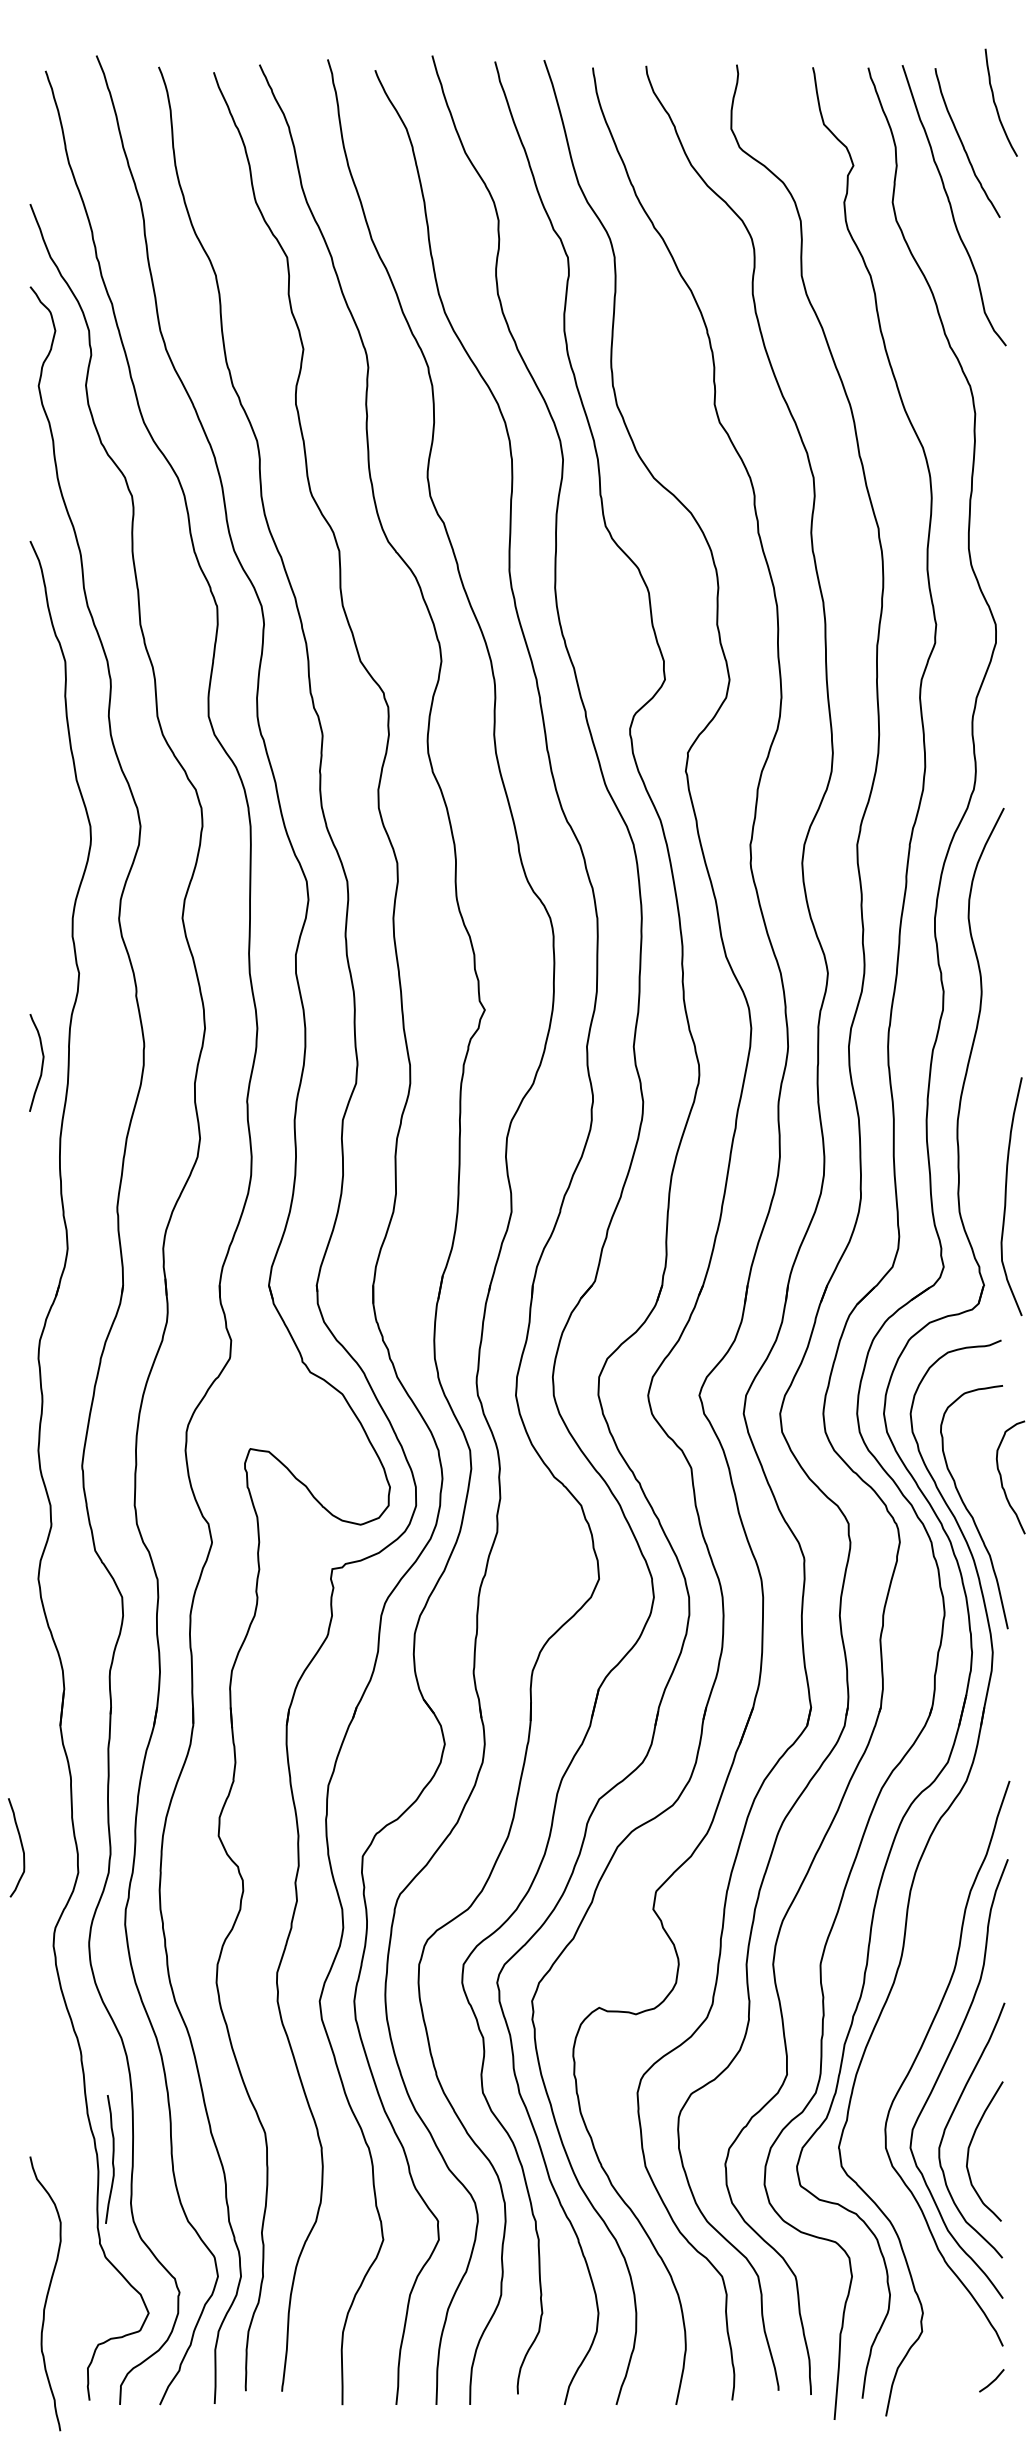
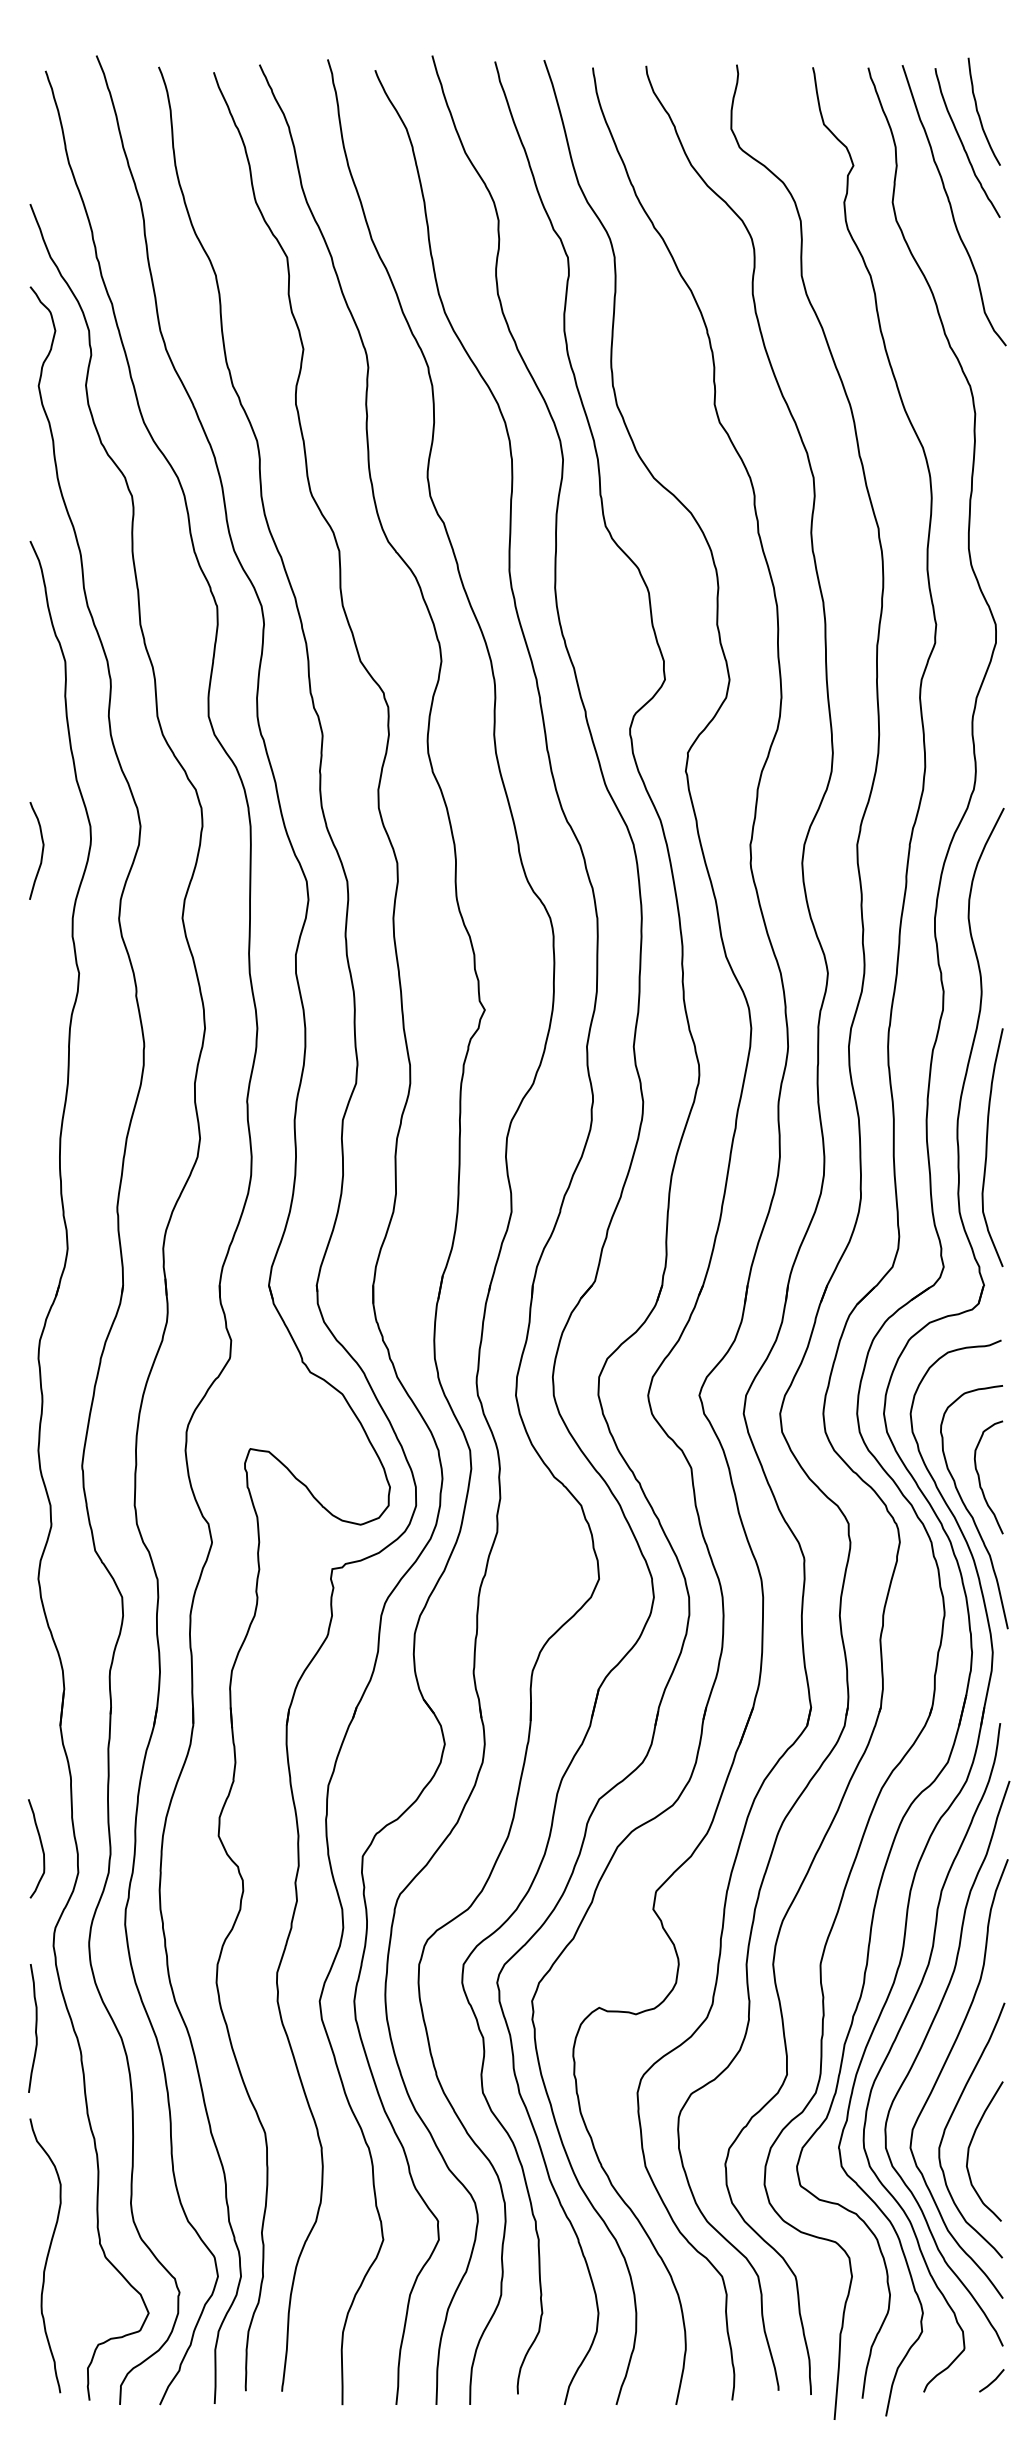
curve position: (996, 104) -> (979, 113) (979, 113)
curve position: (41, 1063) -> (41, 851) (41, 851)
curve position: (1006, 1196) -> (987, 1147) (987, 1147)
curve position: (1002, 1479) -> (980, 1479) (980, 1479)
curve position: (20, 1844) -> (40, 1845) (40, 1845)
curve: none -> present (896, 2039)
curve position: (112, 2159) -> (35, 2028) (35, 2028)
curve position: (46, 2293) -> (46, 2255) (46, 2255)
